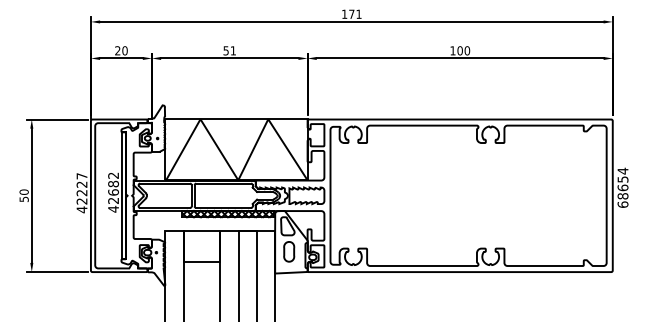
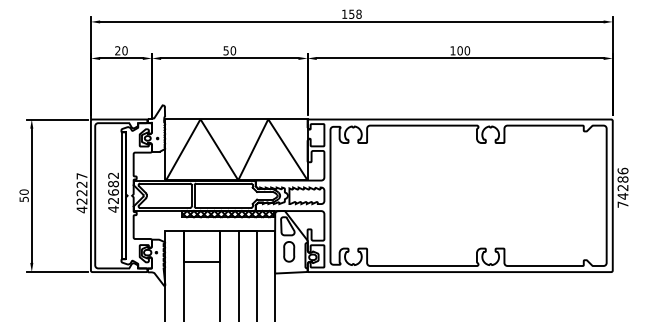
text: 171 -> 158 (355, 13)
text: 51 -> 50 (233, 50)
text: 68654 -> 74286 (622, 187)
